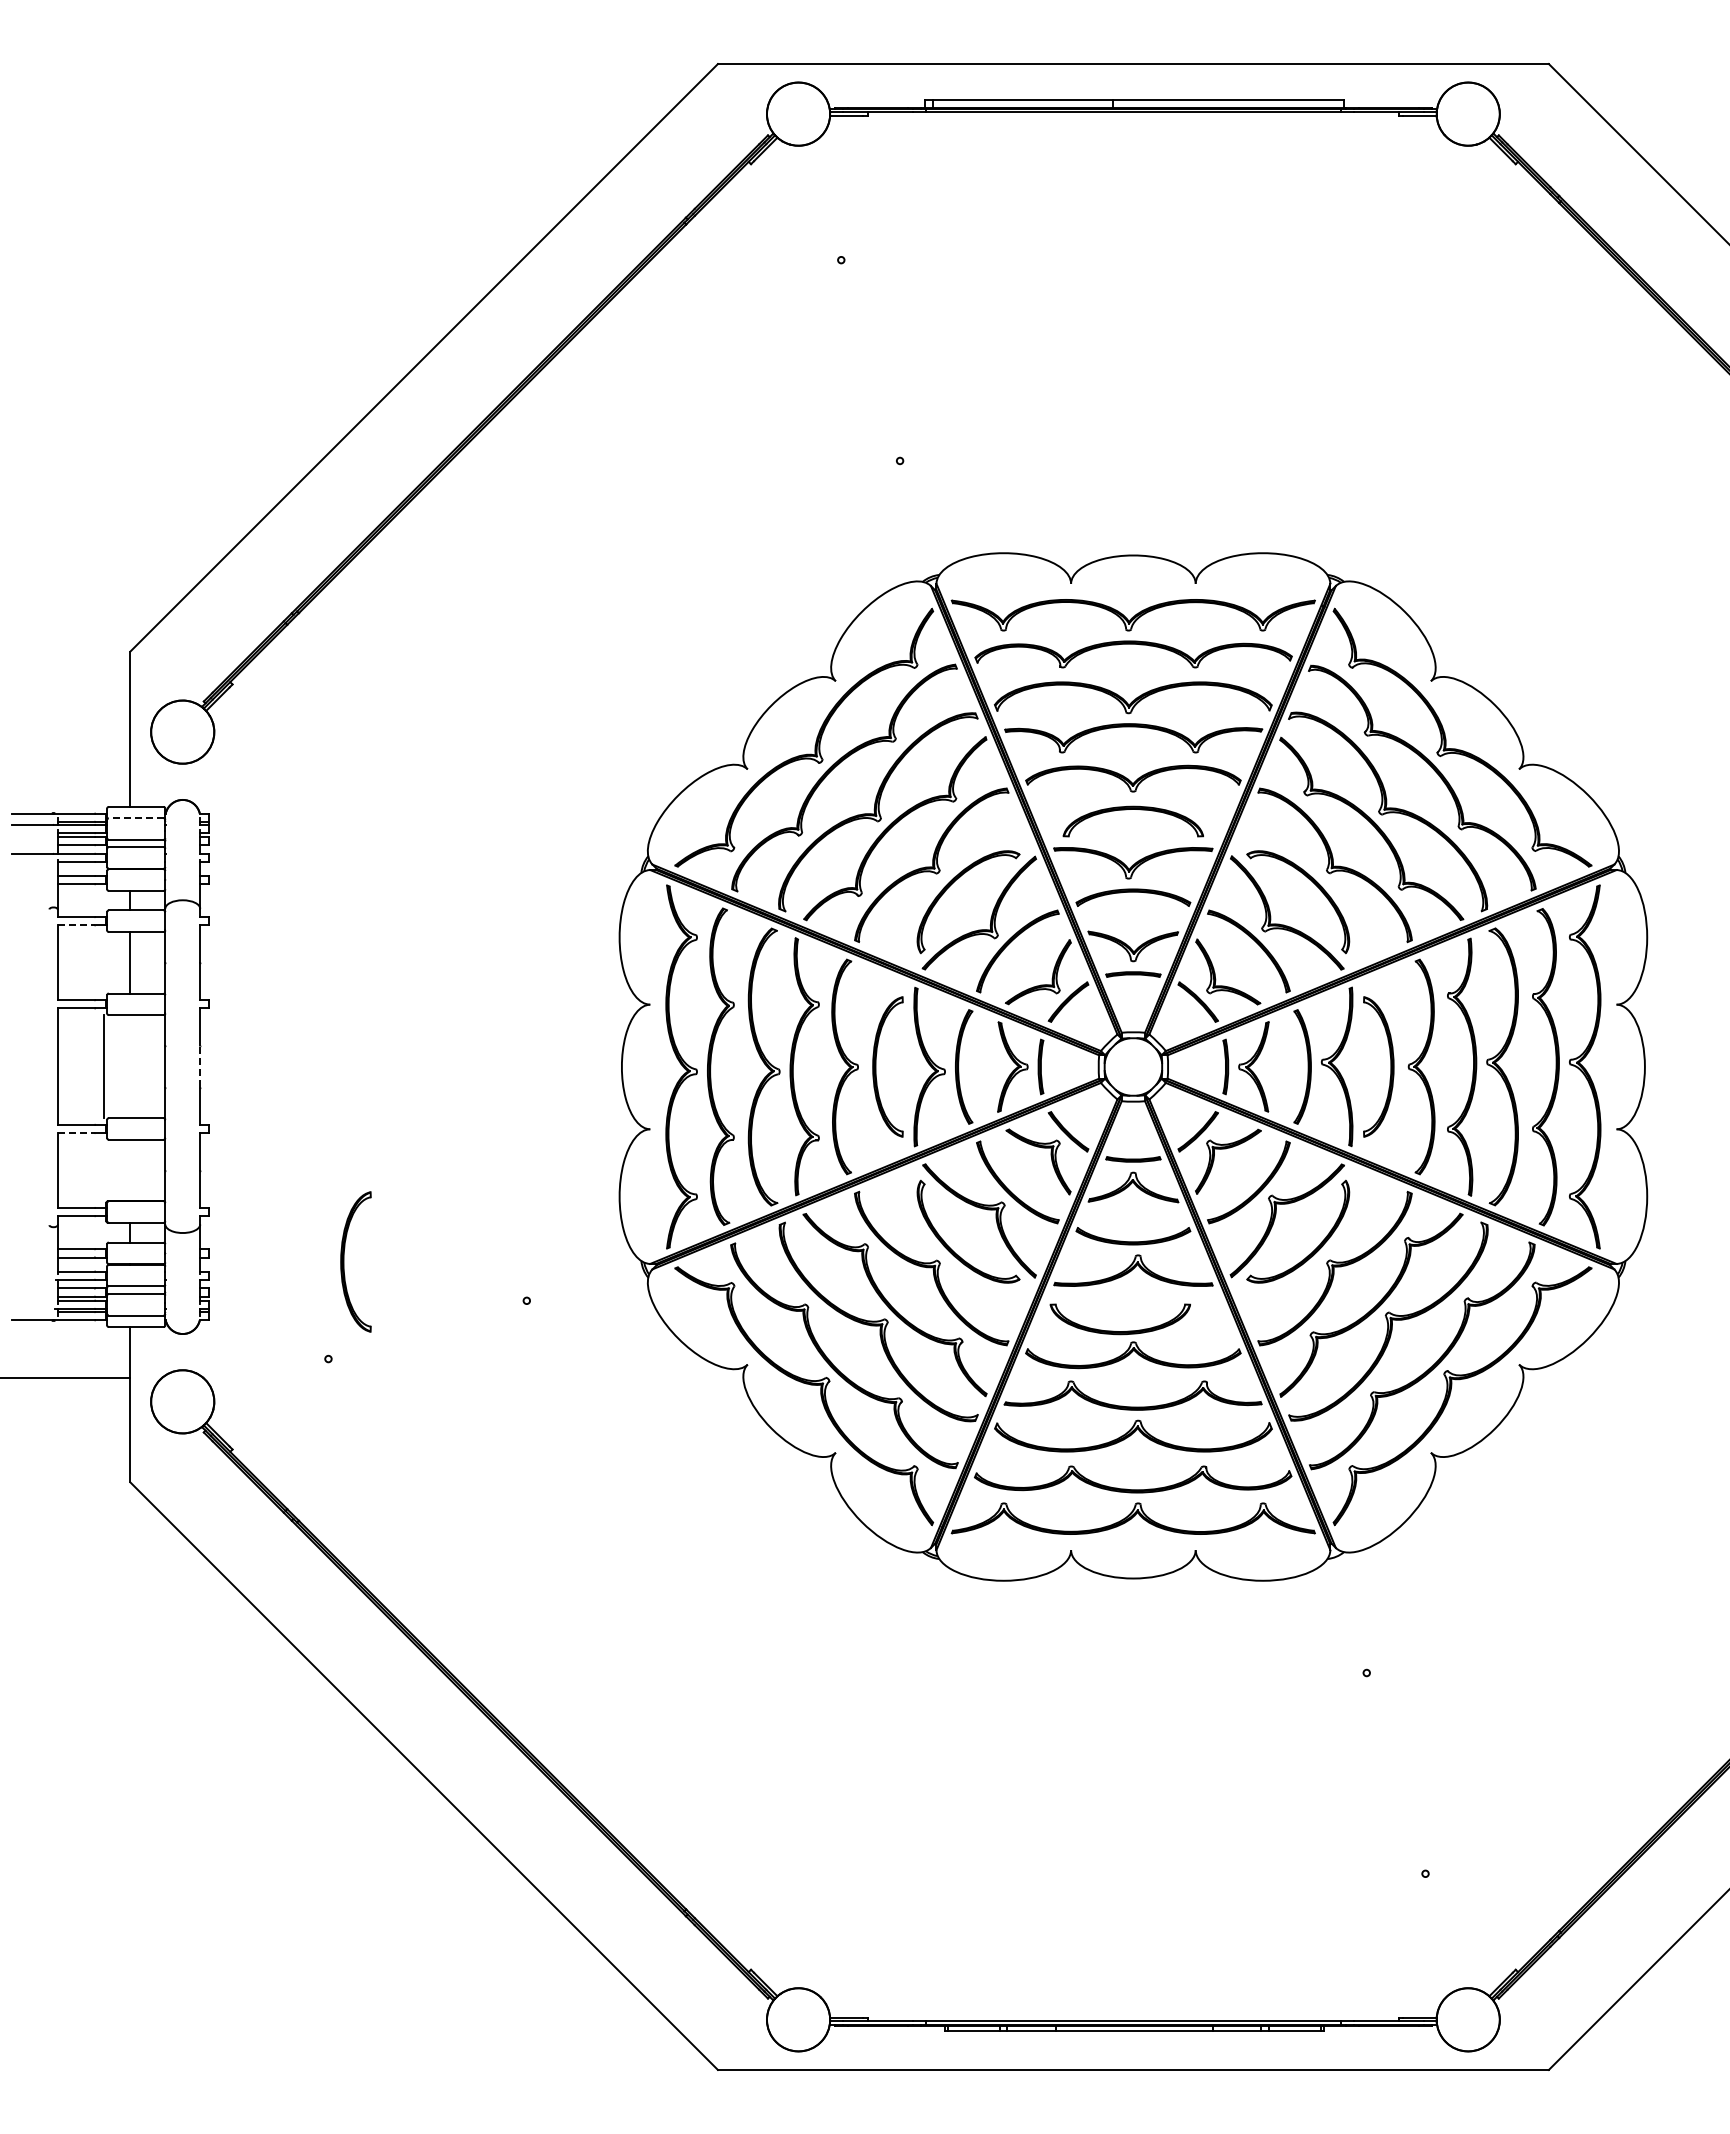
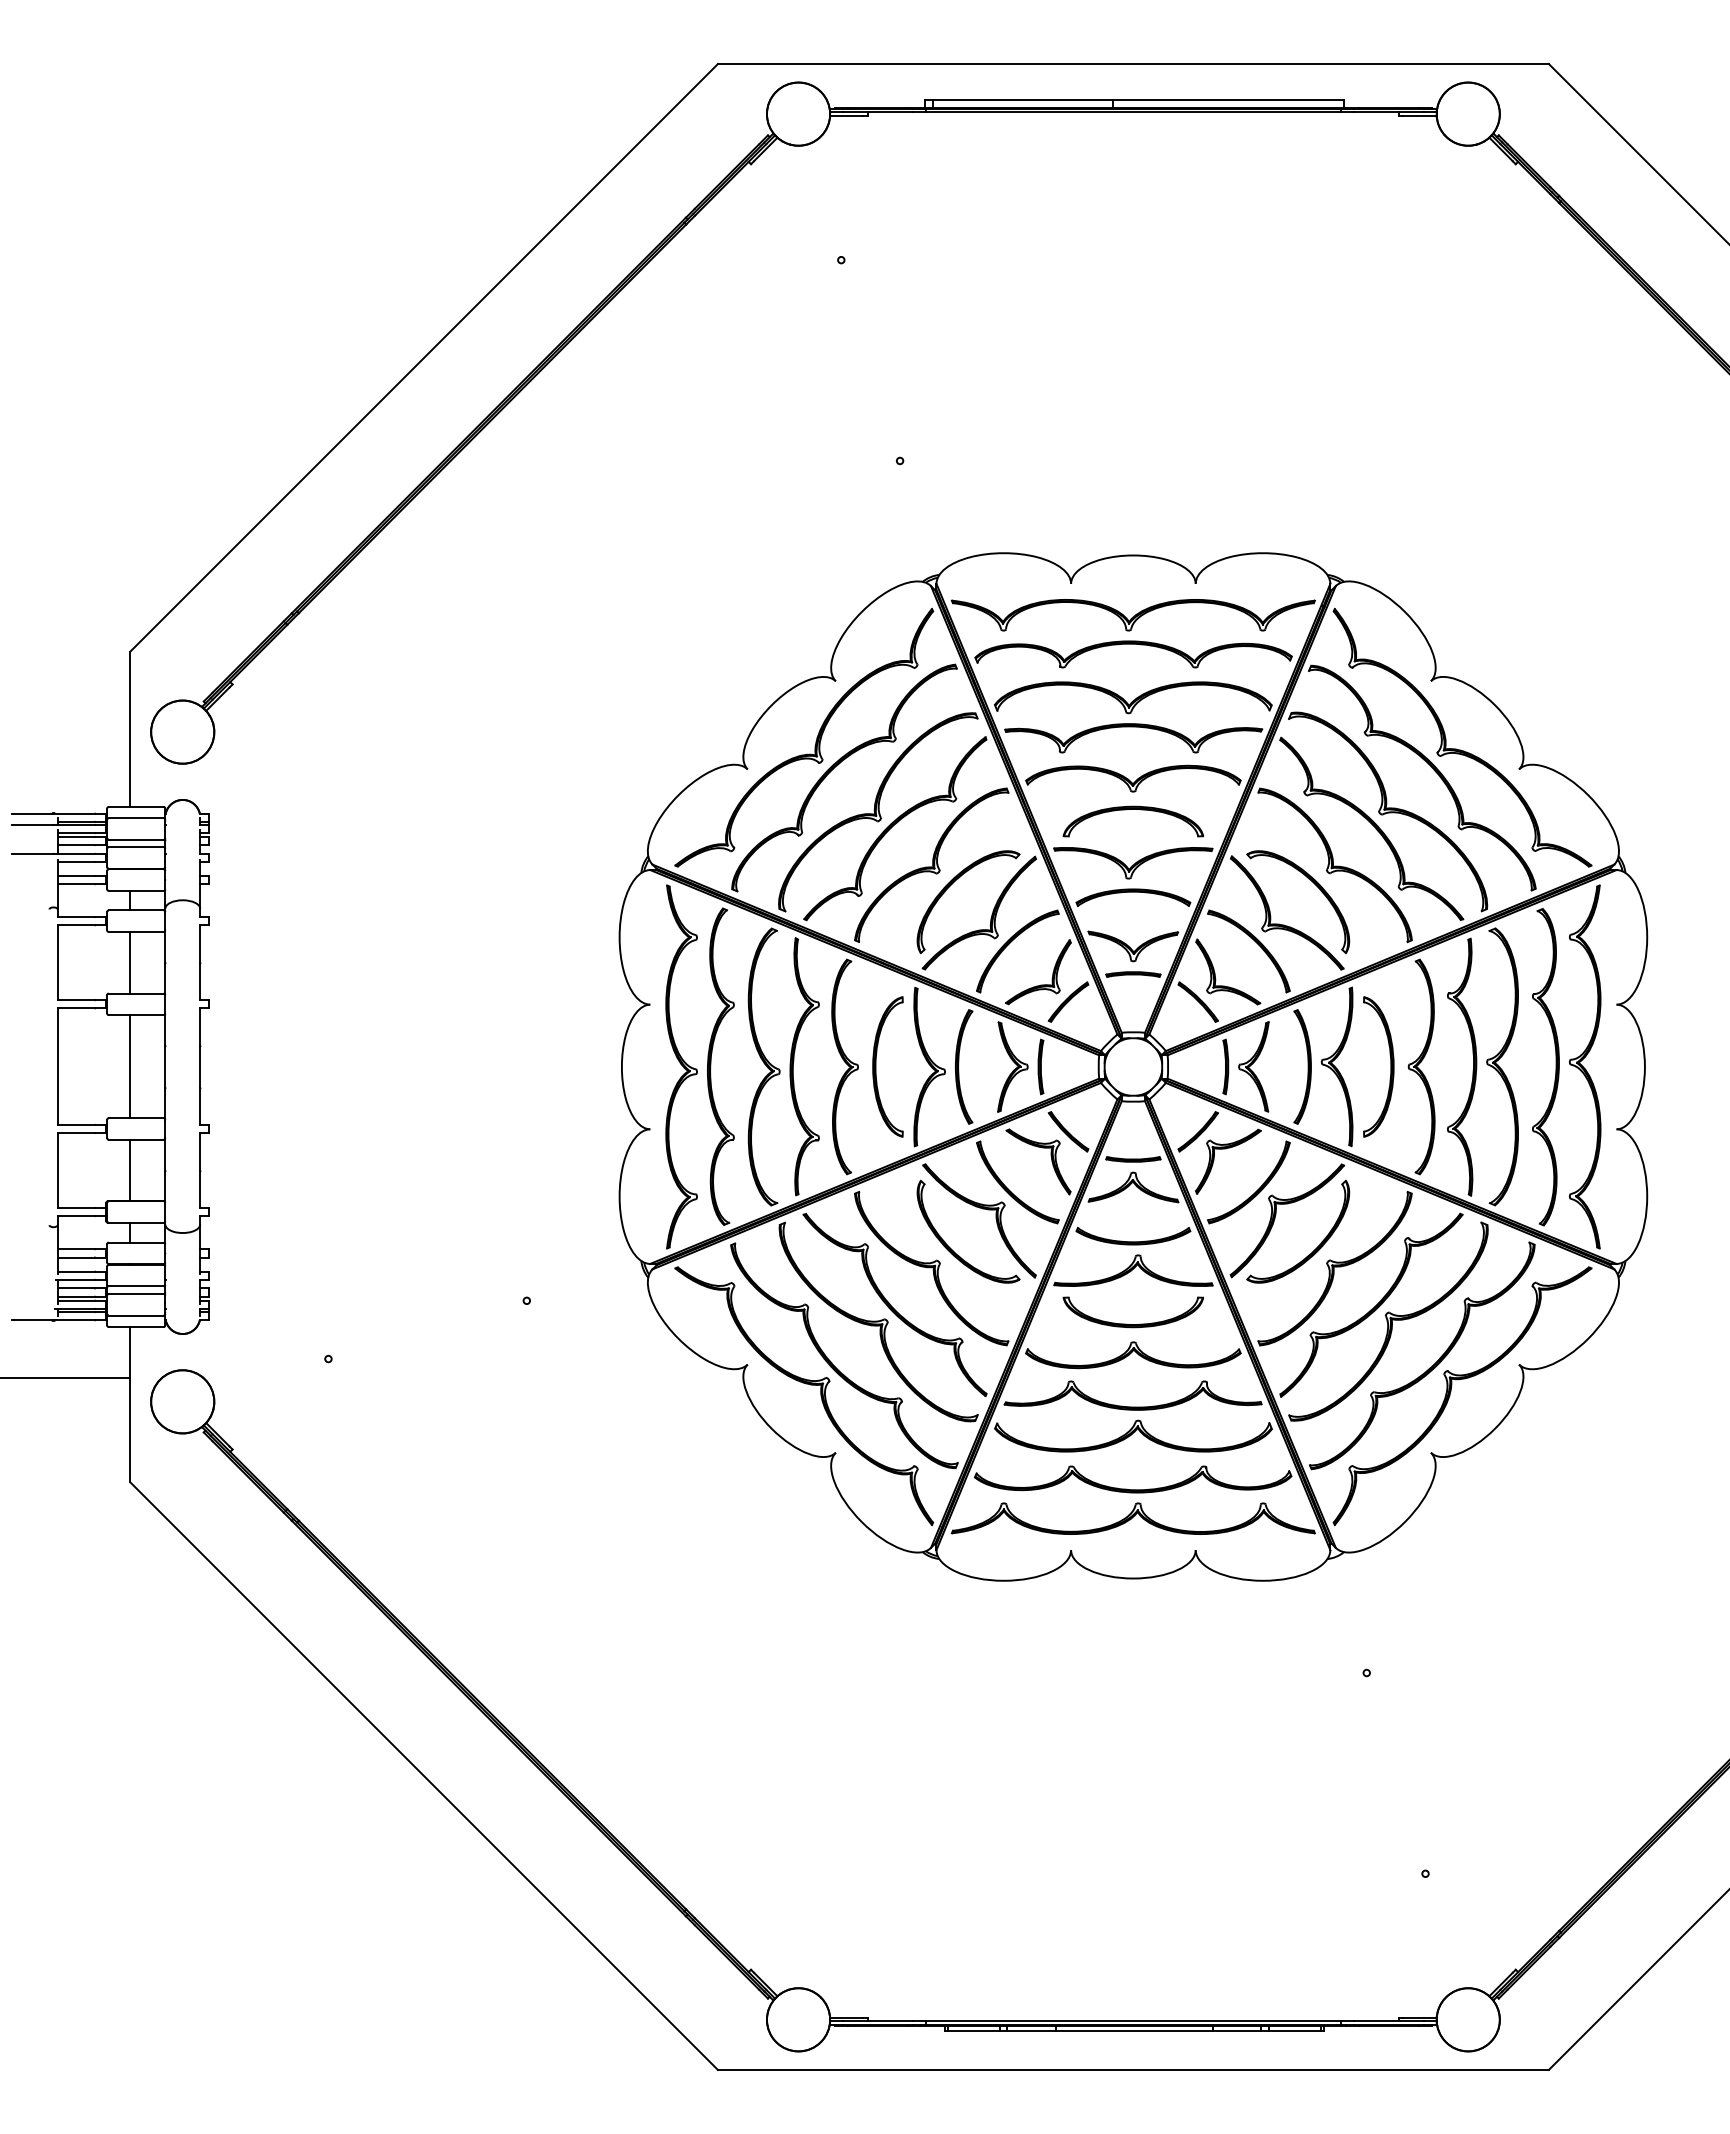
line: dashed -> solid (135, 818)
line: dashed -> solid (76, 925)
line position: (104, 1066) -> (130, 1066) (130, 1066)
line: dashed -> solid (200, 1066)
line: dashed -> solid (76, 1133)
line: none -> present (130, 1170)
part: present -> none (344, 1261)
part position: (1119, 1331) -> (1132, 1324) (1132, 1324)
